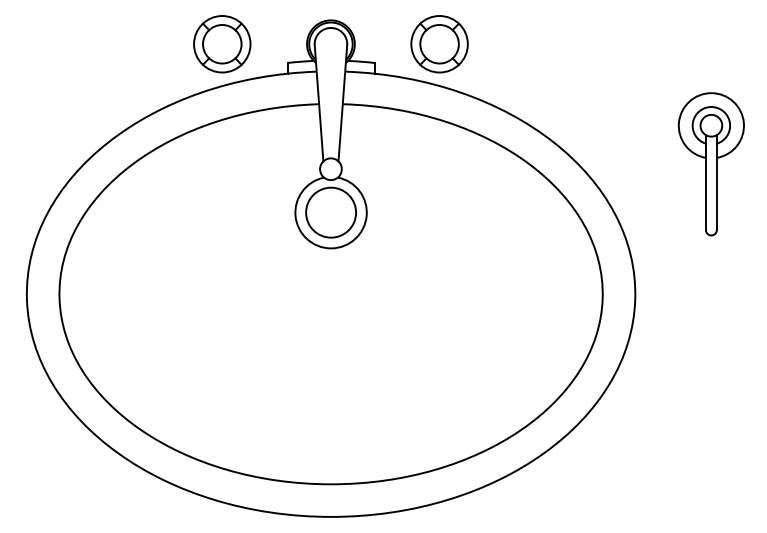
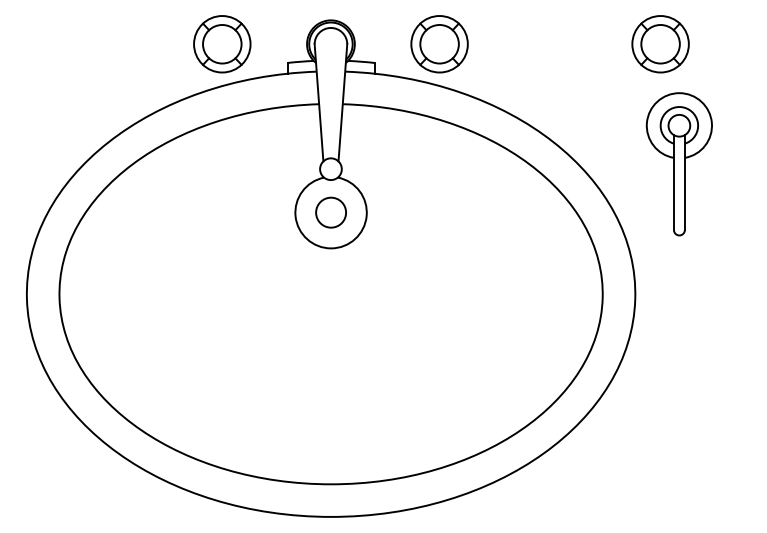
part: none -> present (660, 44)
part position: (710, 164) -> (678, 164) (678, 164)
circle diameter: 50 px -> 30 px (331, 212)
